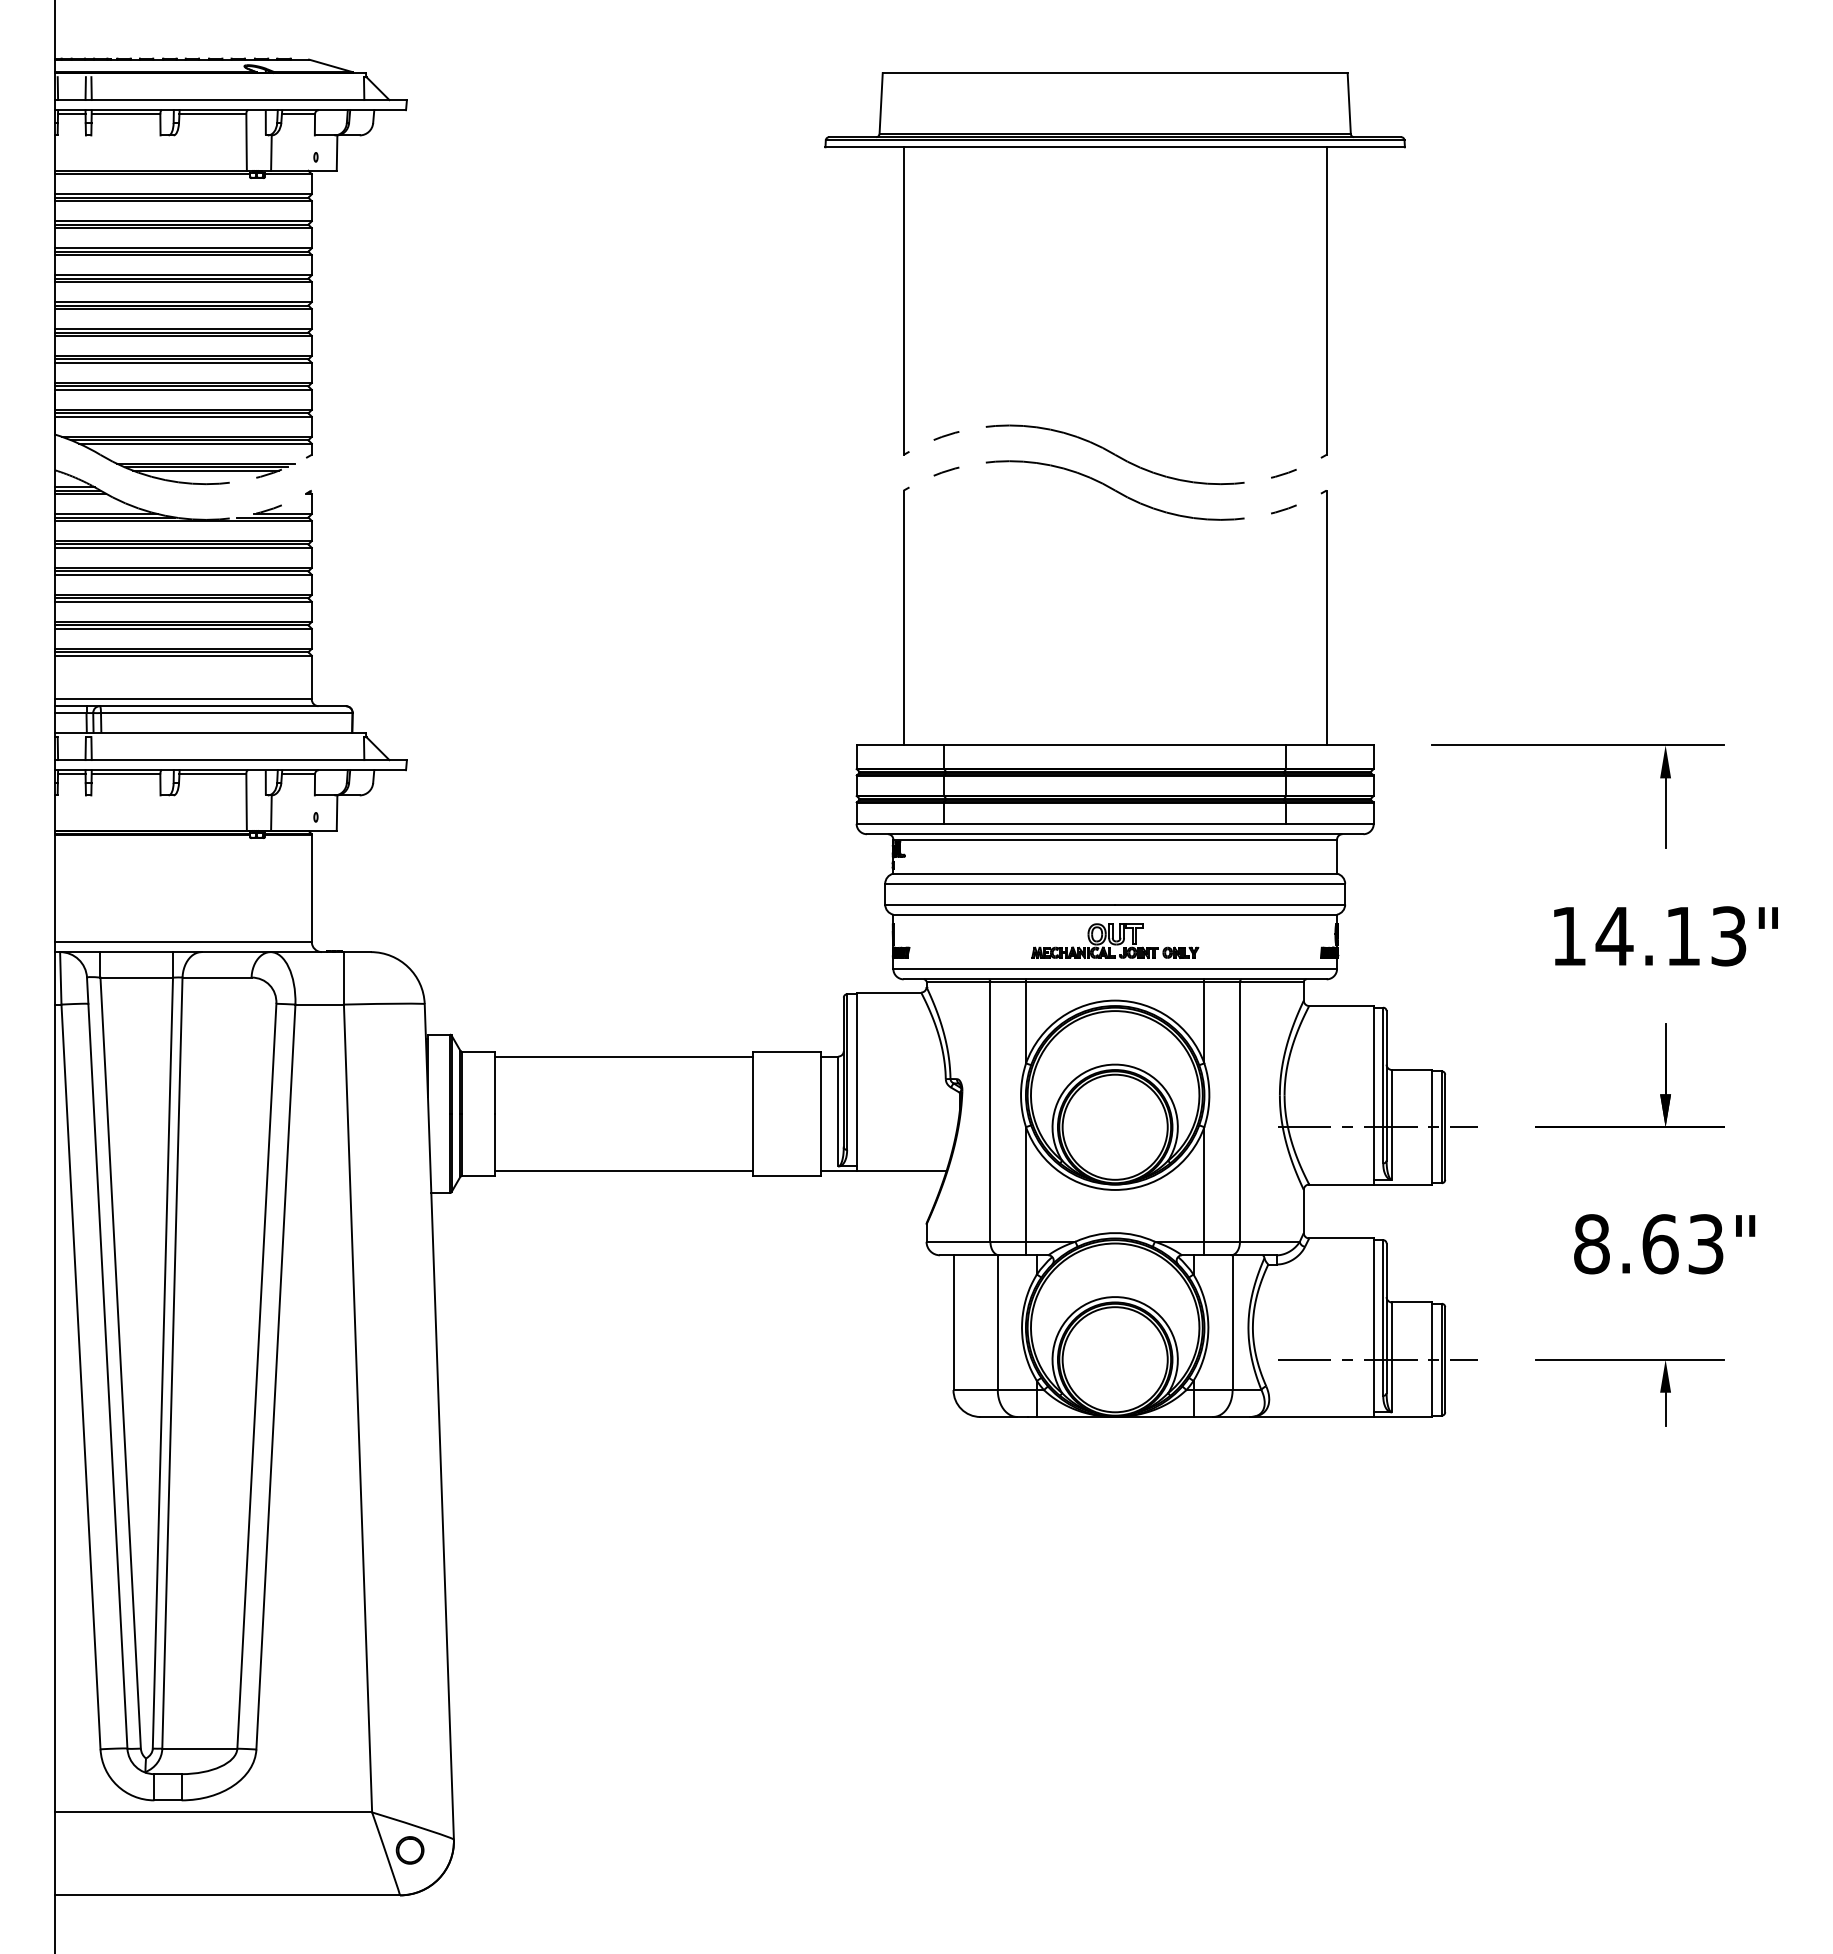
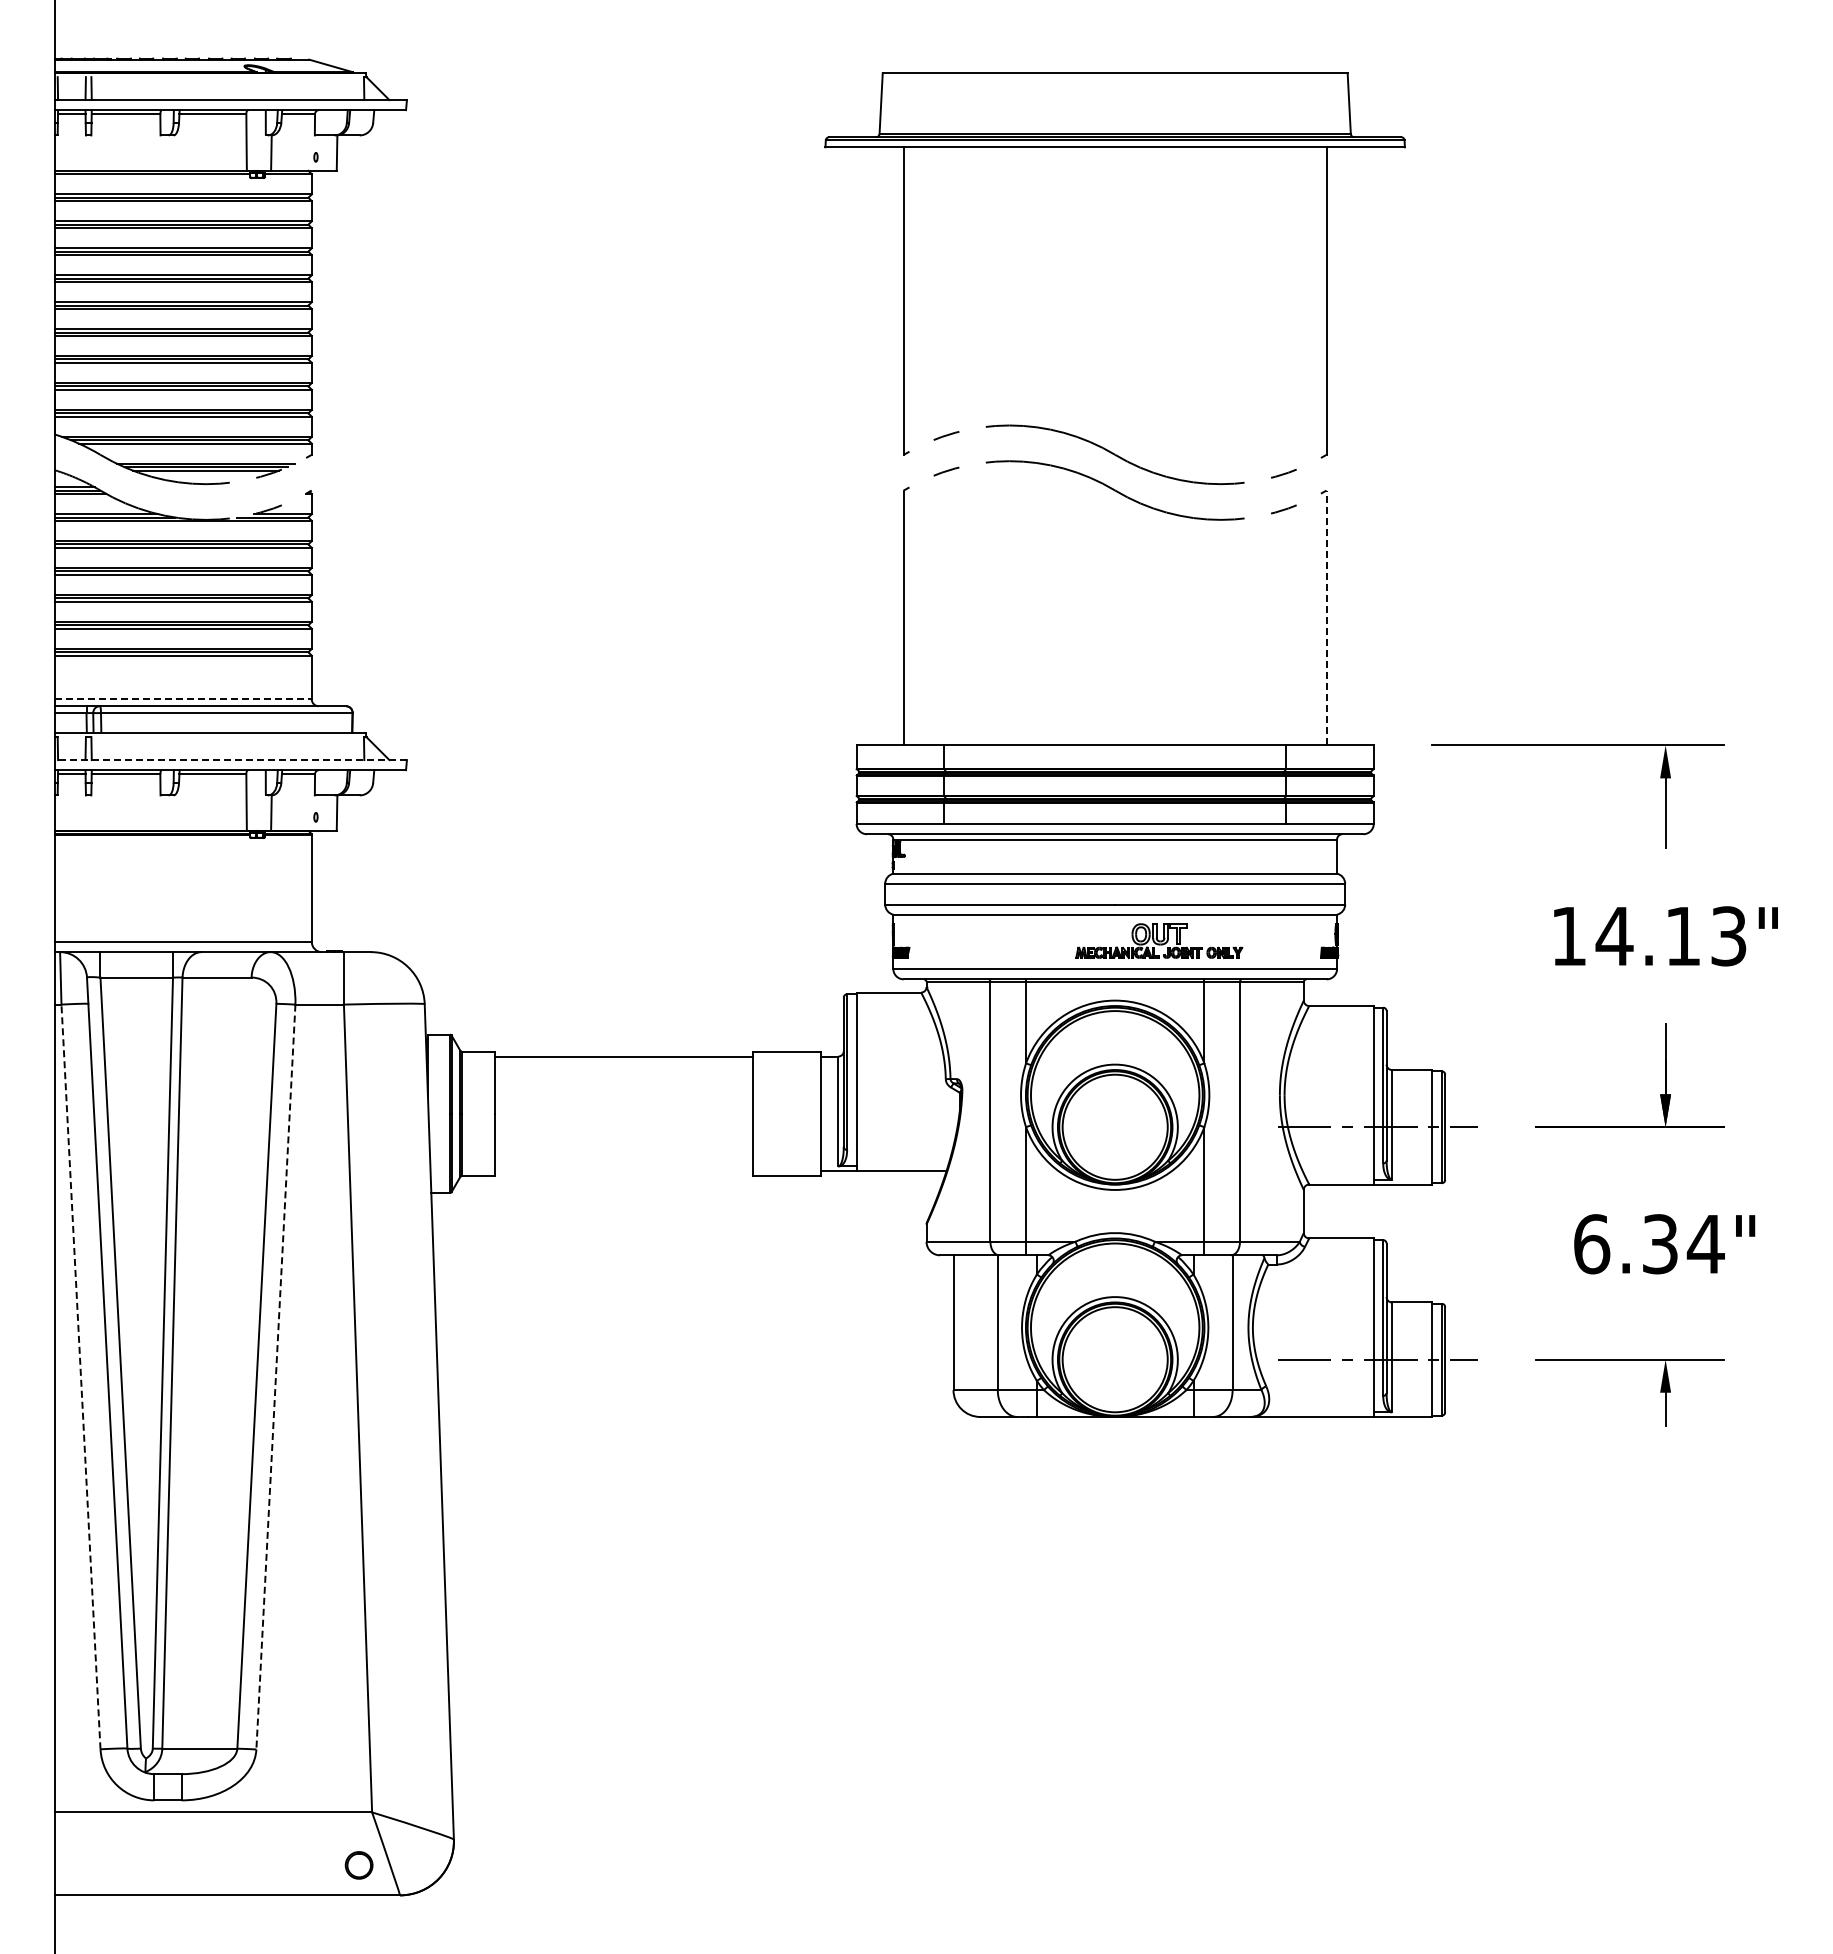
line: solid -> dashed (1326, 617)
line: solid -> dashed (183, 699)
line: solid -> dashed (230, 760)
part position: (1115, 940) -> (1159, 940) (1159, 940)
line: present -> none (624, 1171)
text: 8.63" -> 6.34" (1649, 1244)
line: solid -> dashed (81, 1376)
line: solid -> dashed (275, 1377)
part position: (409, 1850) -> (358, 1865) (358, 1865)
